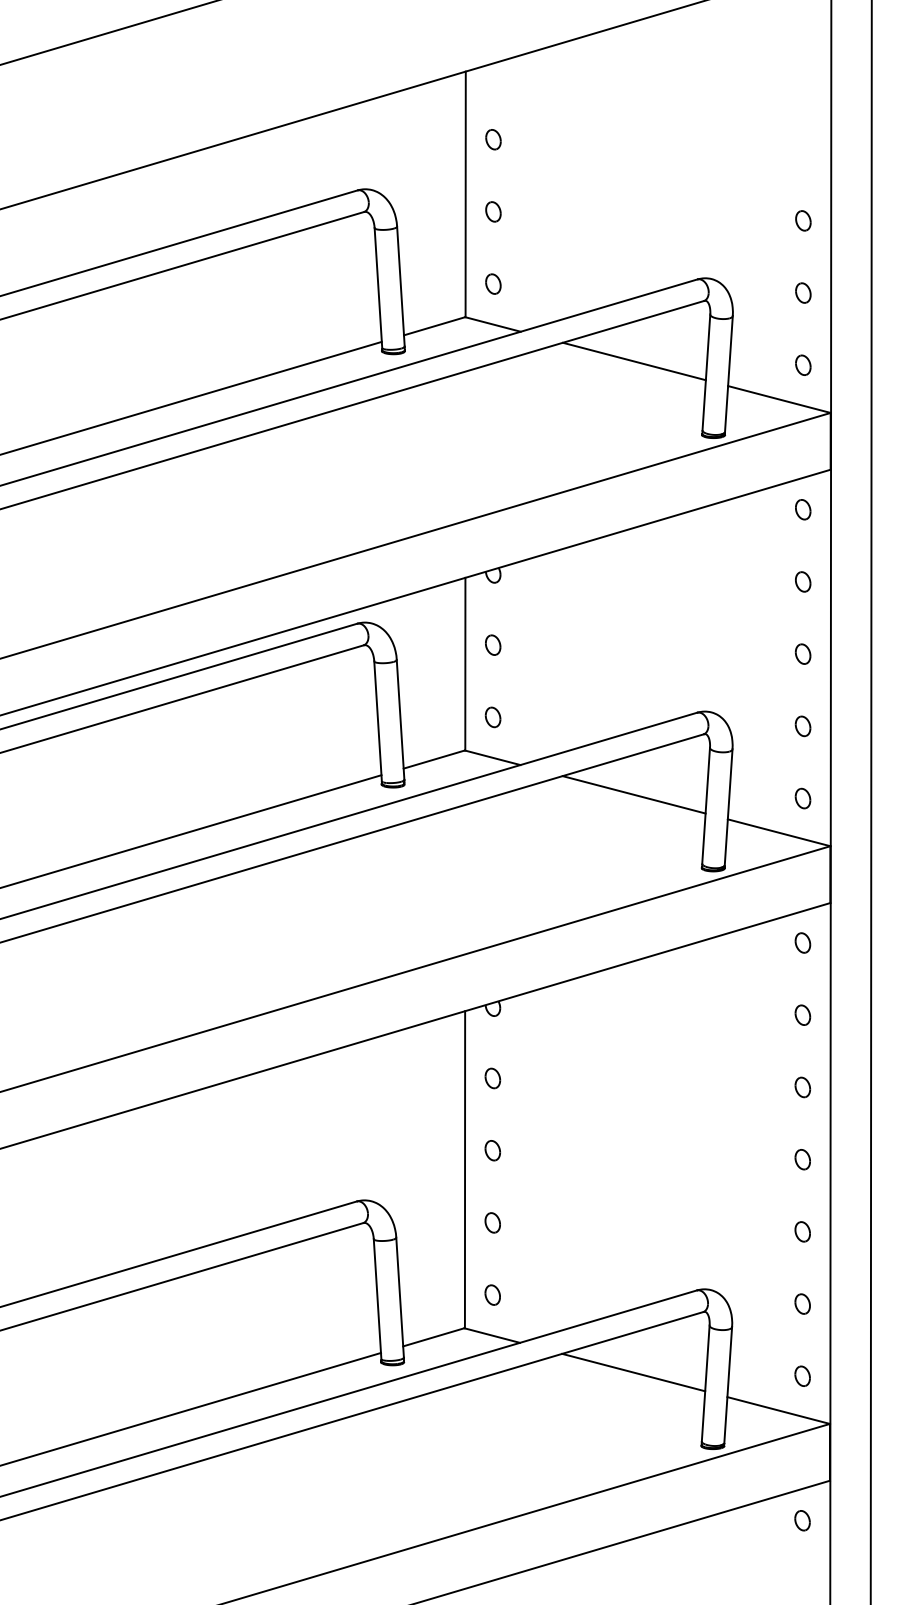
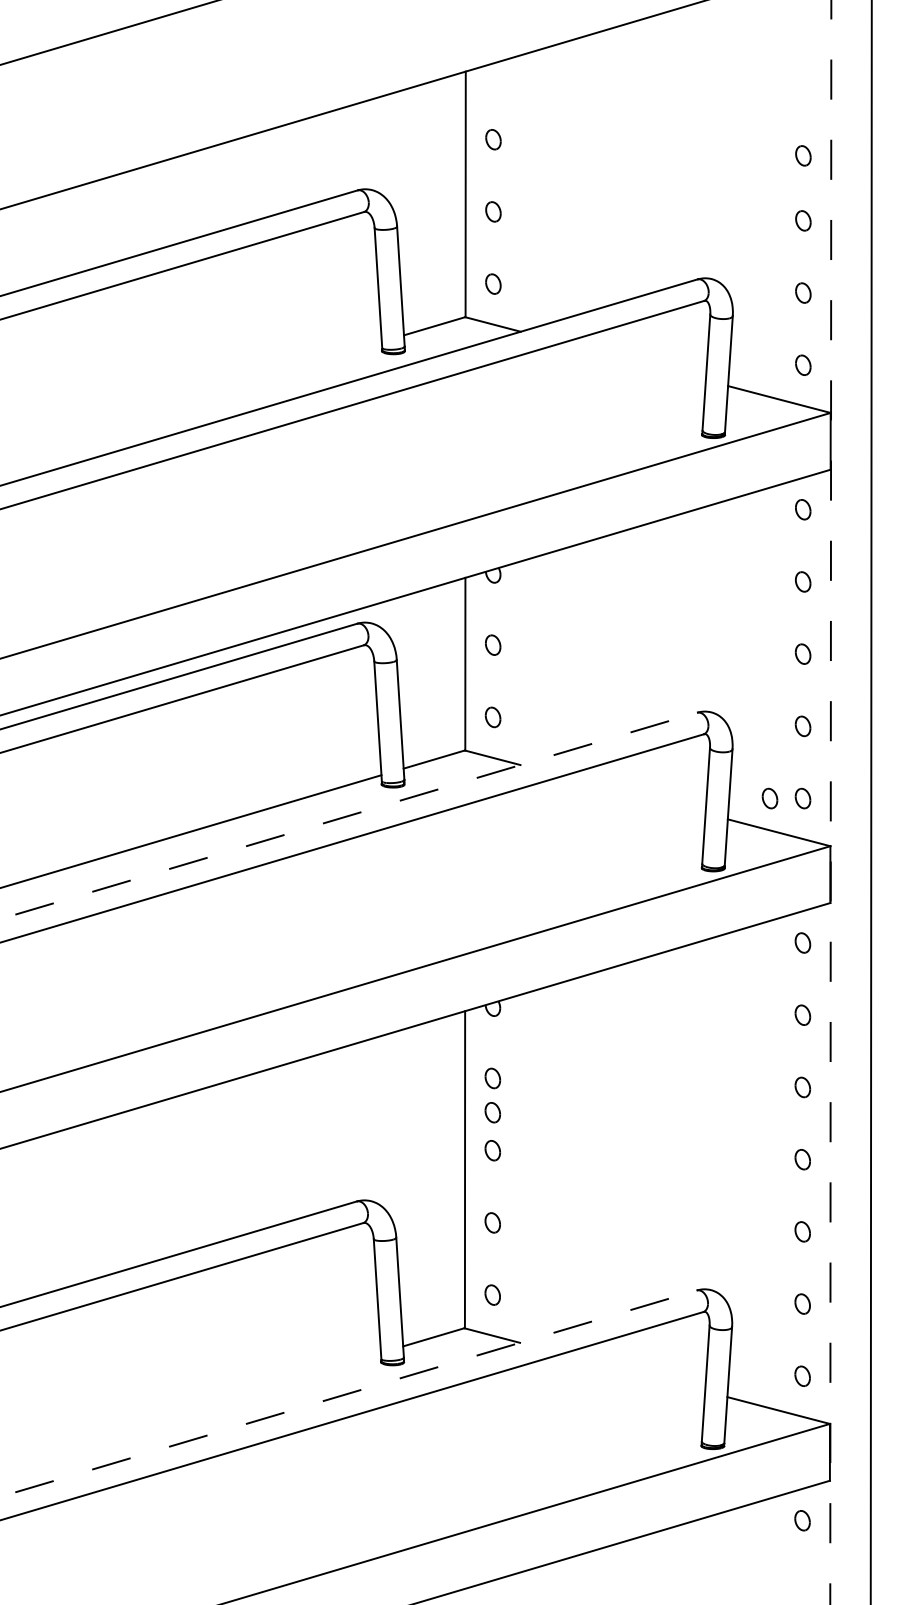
part: none -> present (803, 155)
line: present -> none (633, 361)
line: present -> none (191, 397)
line: present -> none (633, 794)
part: none -> present (769, 798)
line: solid -> dashed (830, 802)
line: solid -> dashed (349, 815)
part: none -> present (492, 1112)
line: present -> none (633, 1372)
line: solid -> dashed (348, 1393)
line: present -> none (191, 1408)
